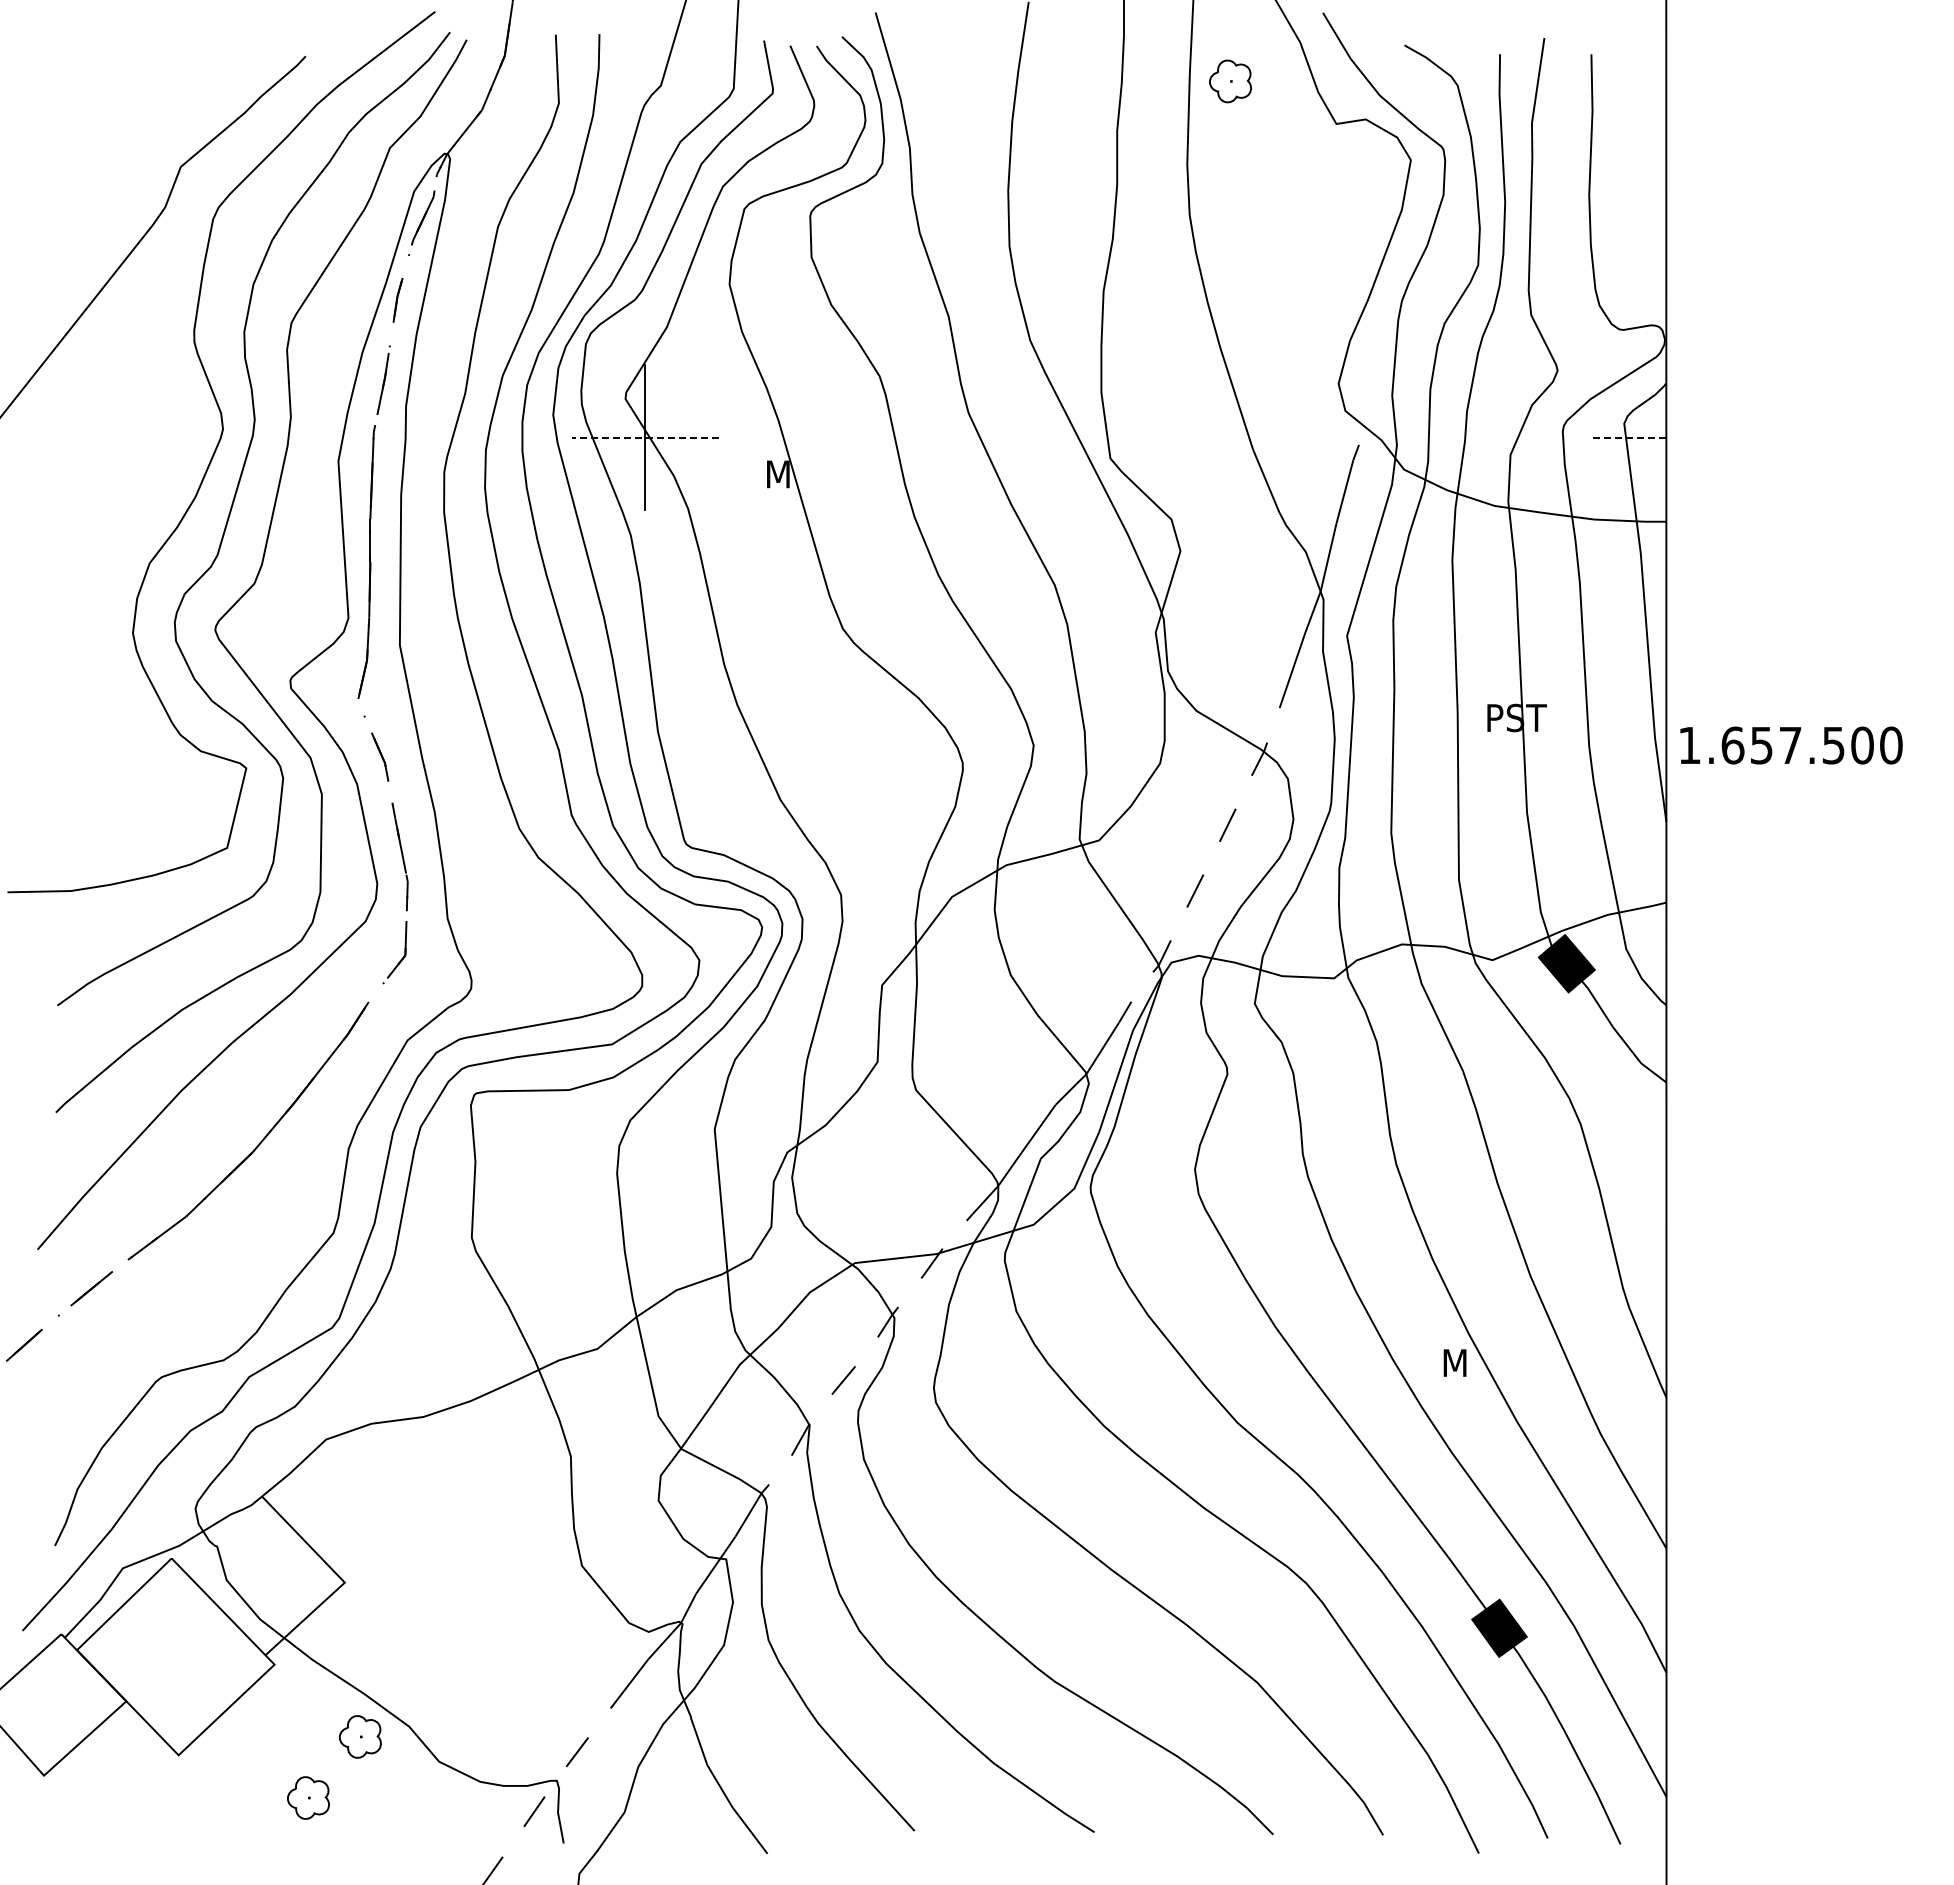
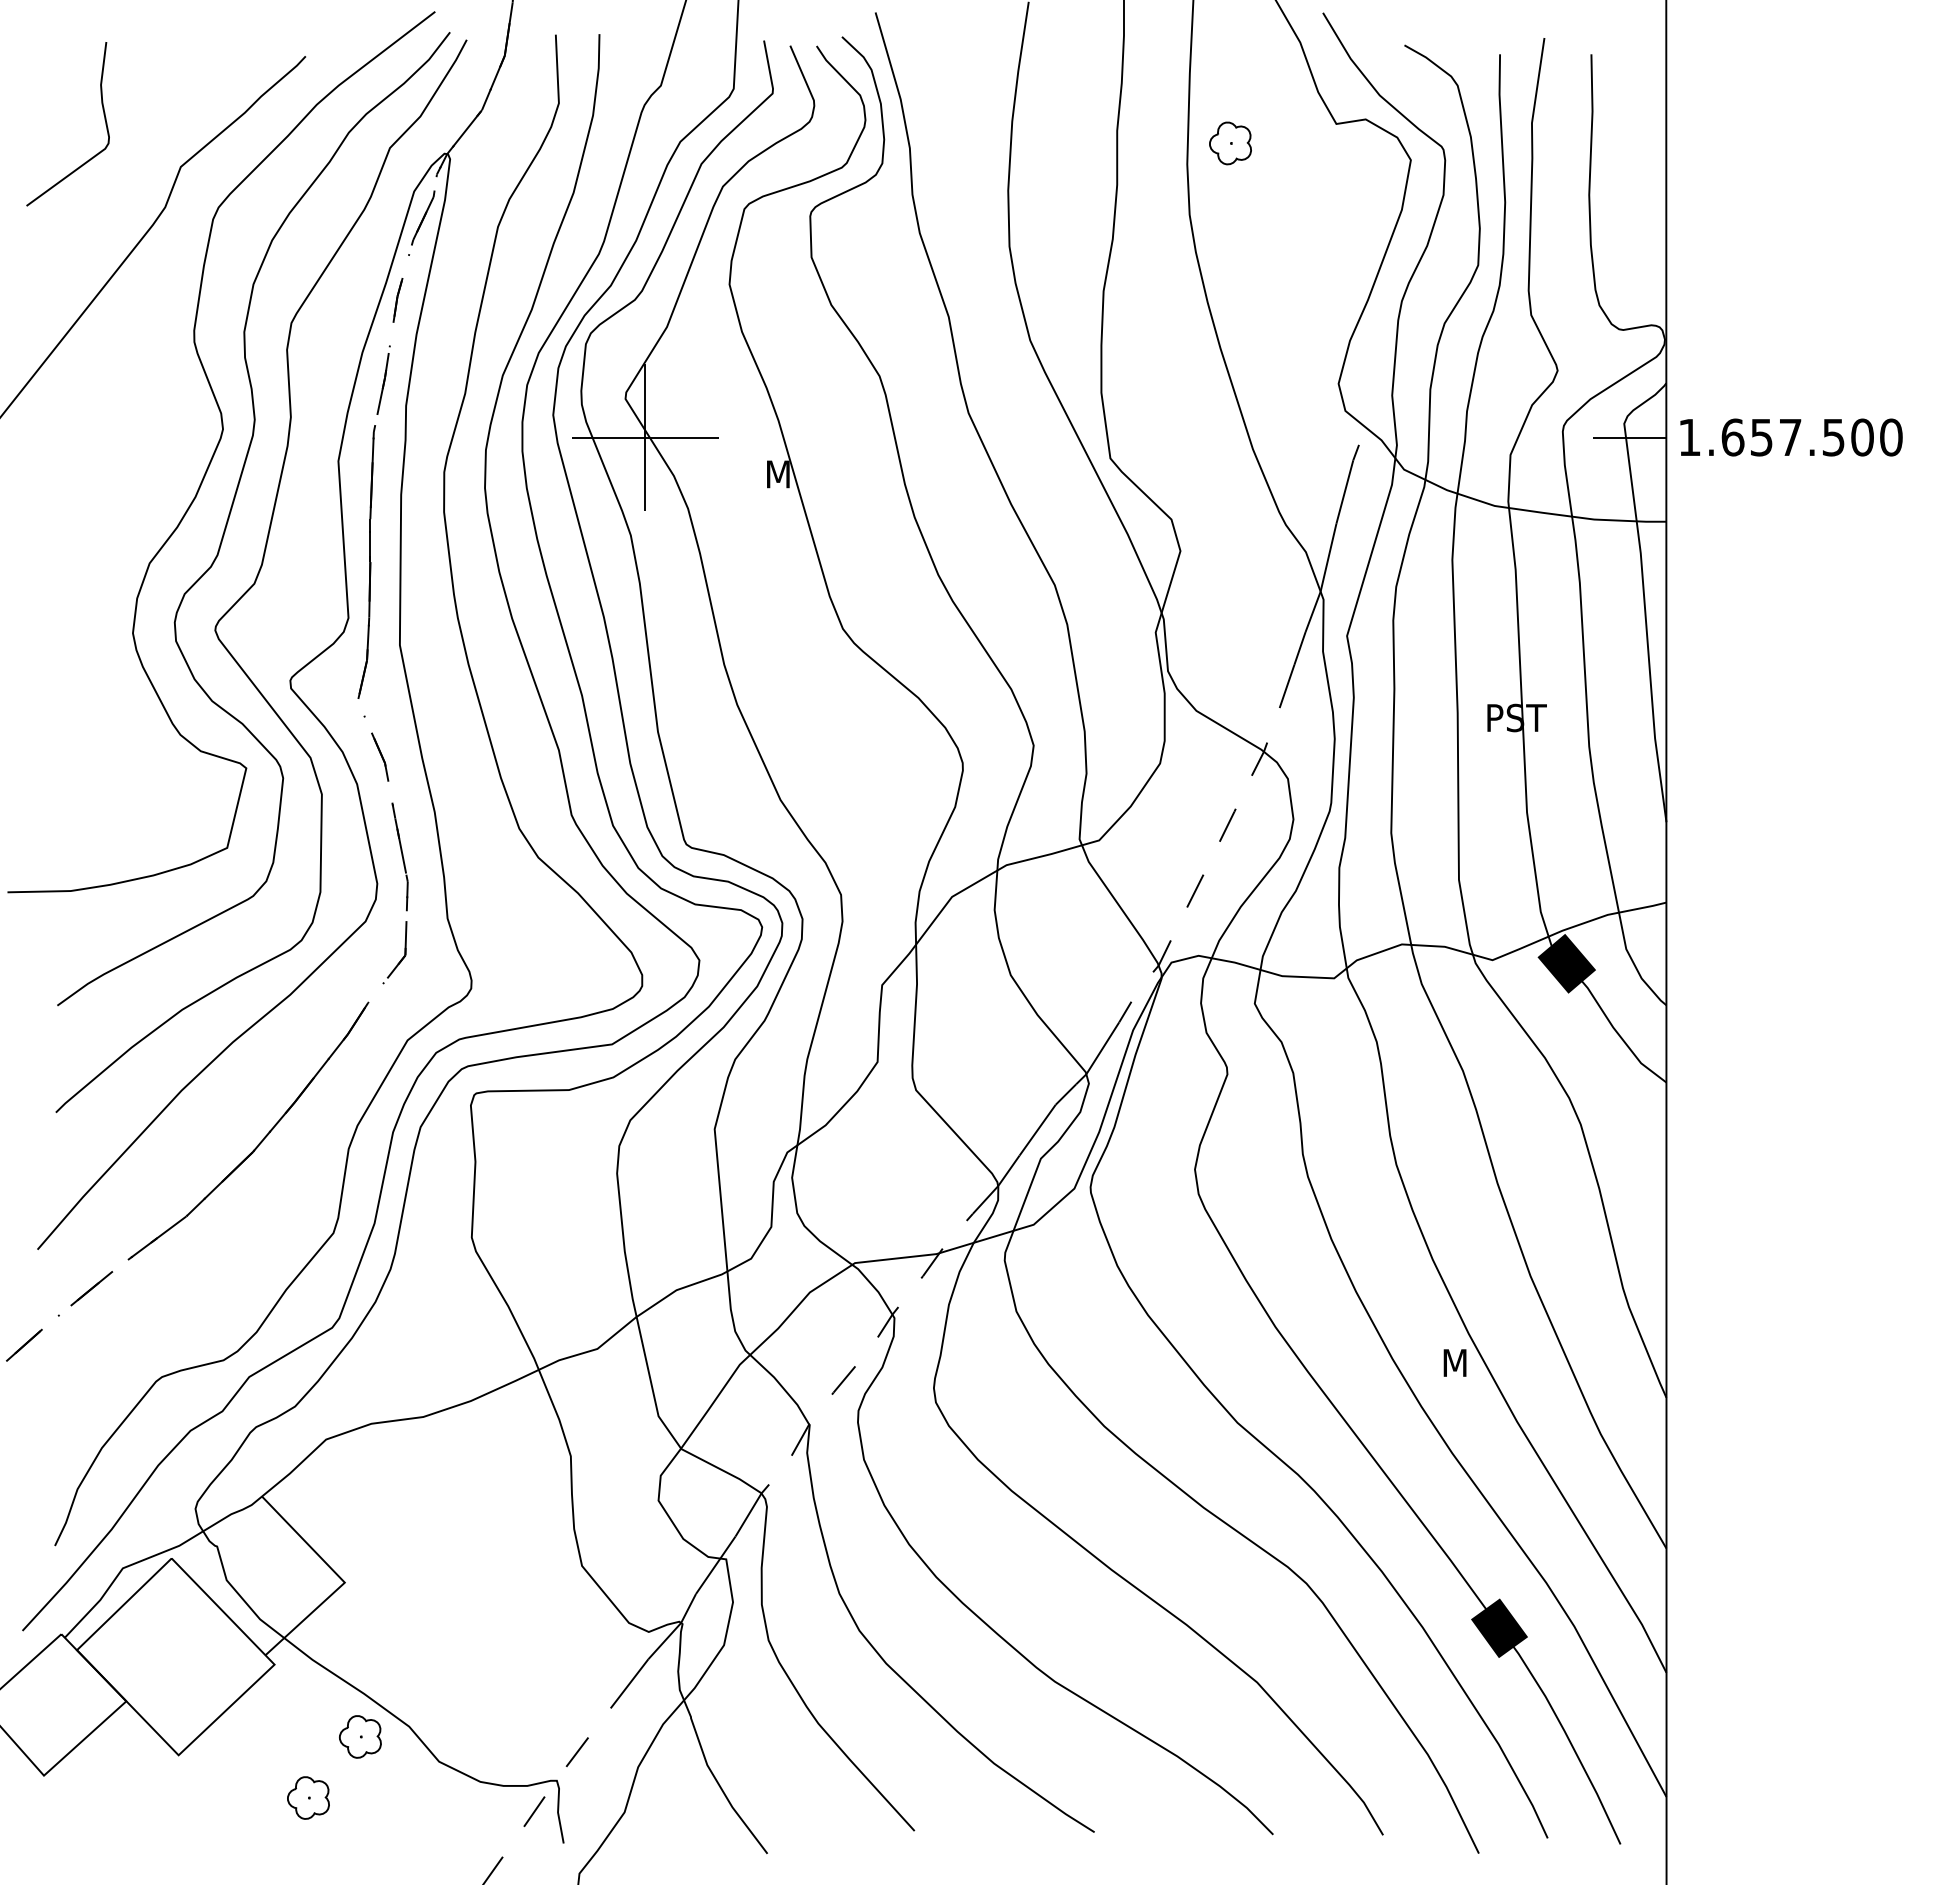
part position: (1230, 81) -> (1230, 143) (1230, 143)
curve: none -> present (103, 115)
line: dashed -> solid (644, 437)
line: dashed -> solid (1629, 437)
text position: (1791, 745) -> (1791, 437) (1791, 437)
